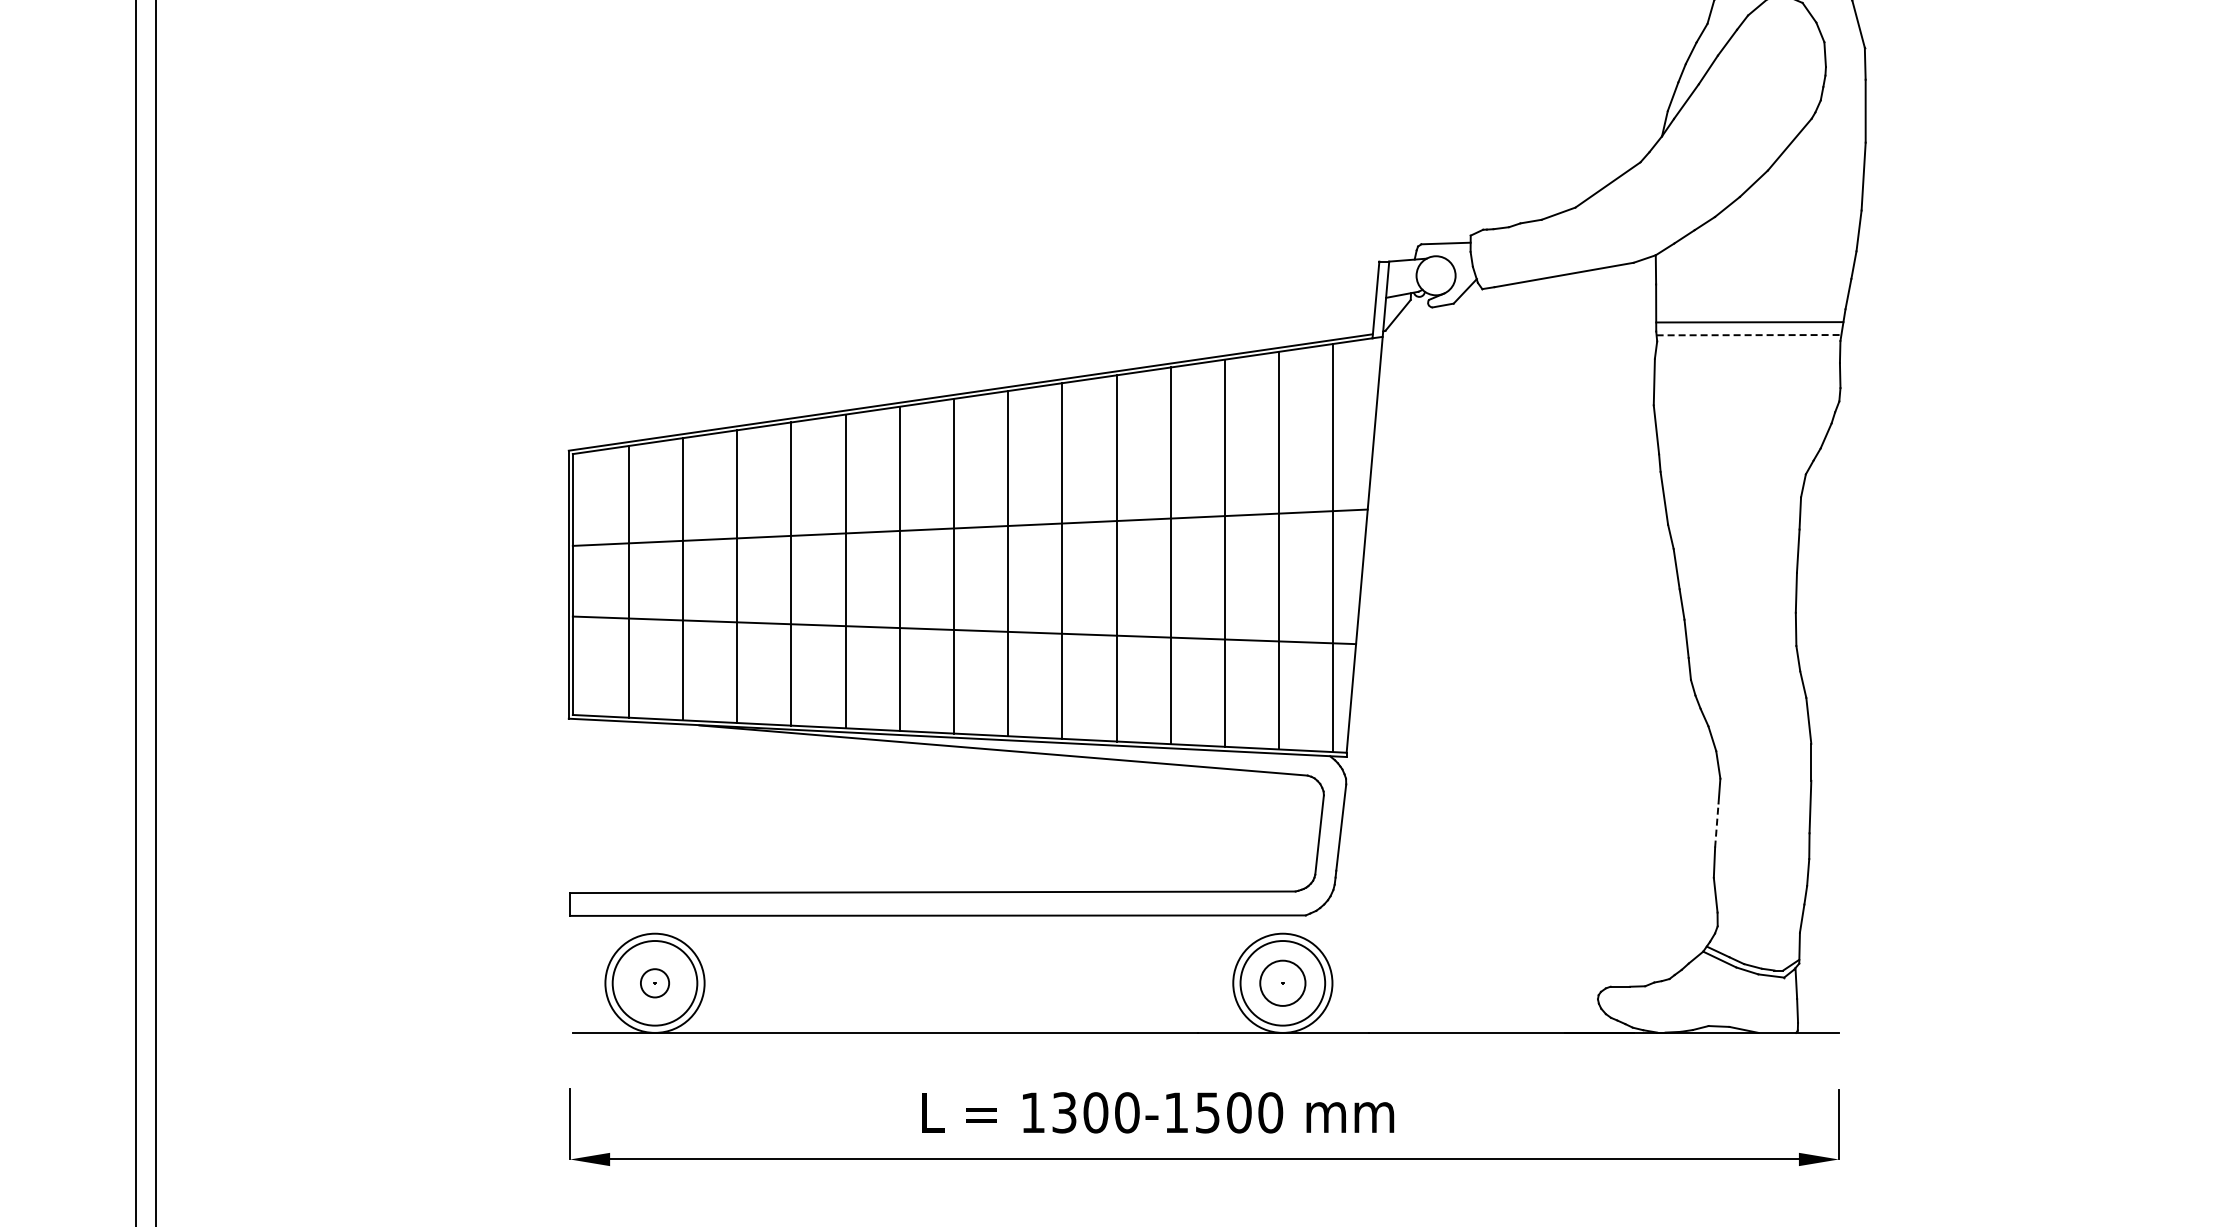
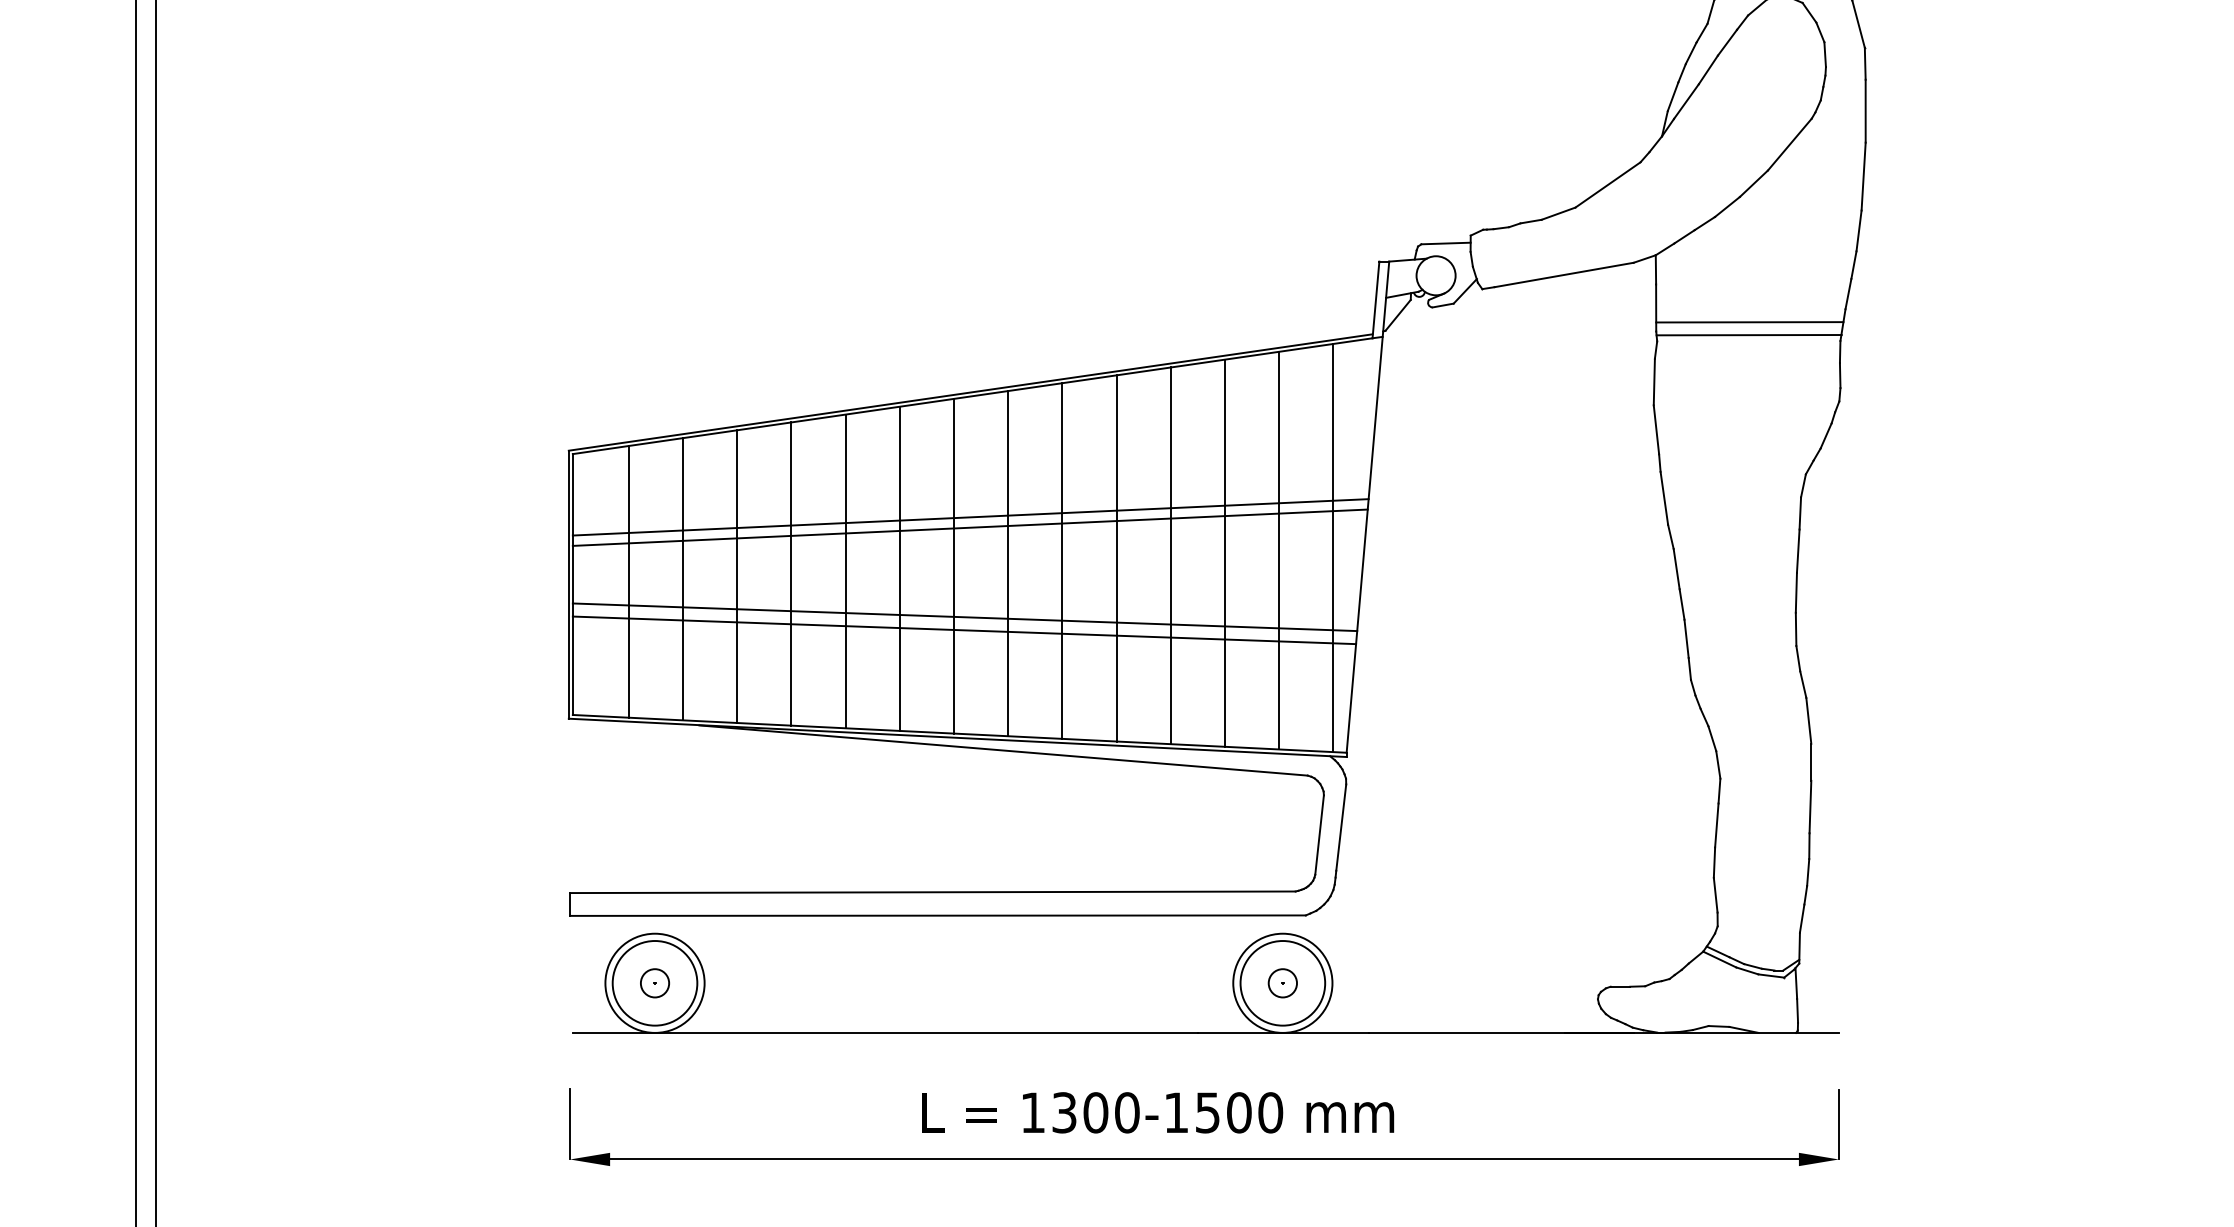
line: dashed -> solid (1749, 335)
line: none -> present (970, 517)
line: none -> present (964, 617)
line: dashed -> solid (1716, 825)
circle diameter: 45 px -> 28 px (1282, 983)
